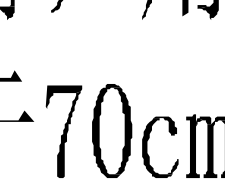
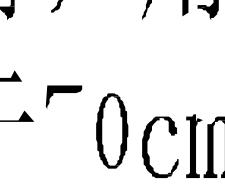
fill: present -> none (204, 120)
part size: 41x94 px -> 33x76 px (112, 130)
fill: present -> none (68, 134)
